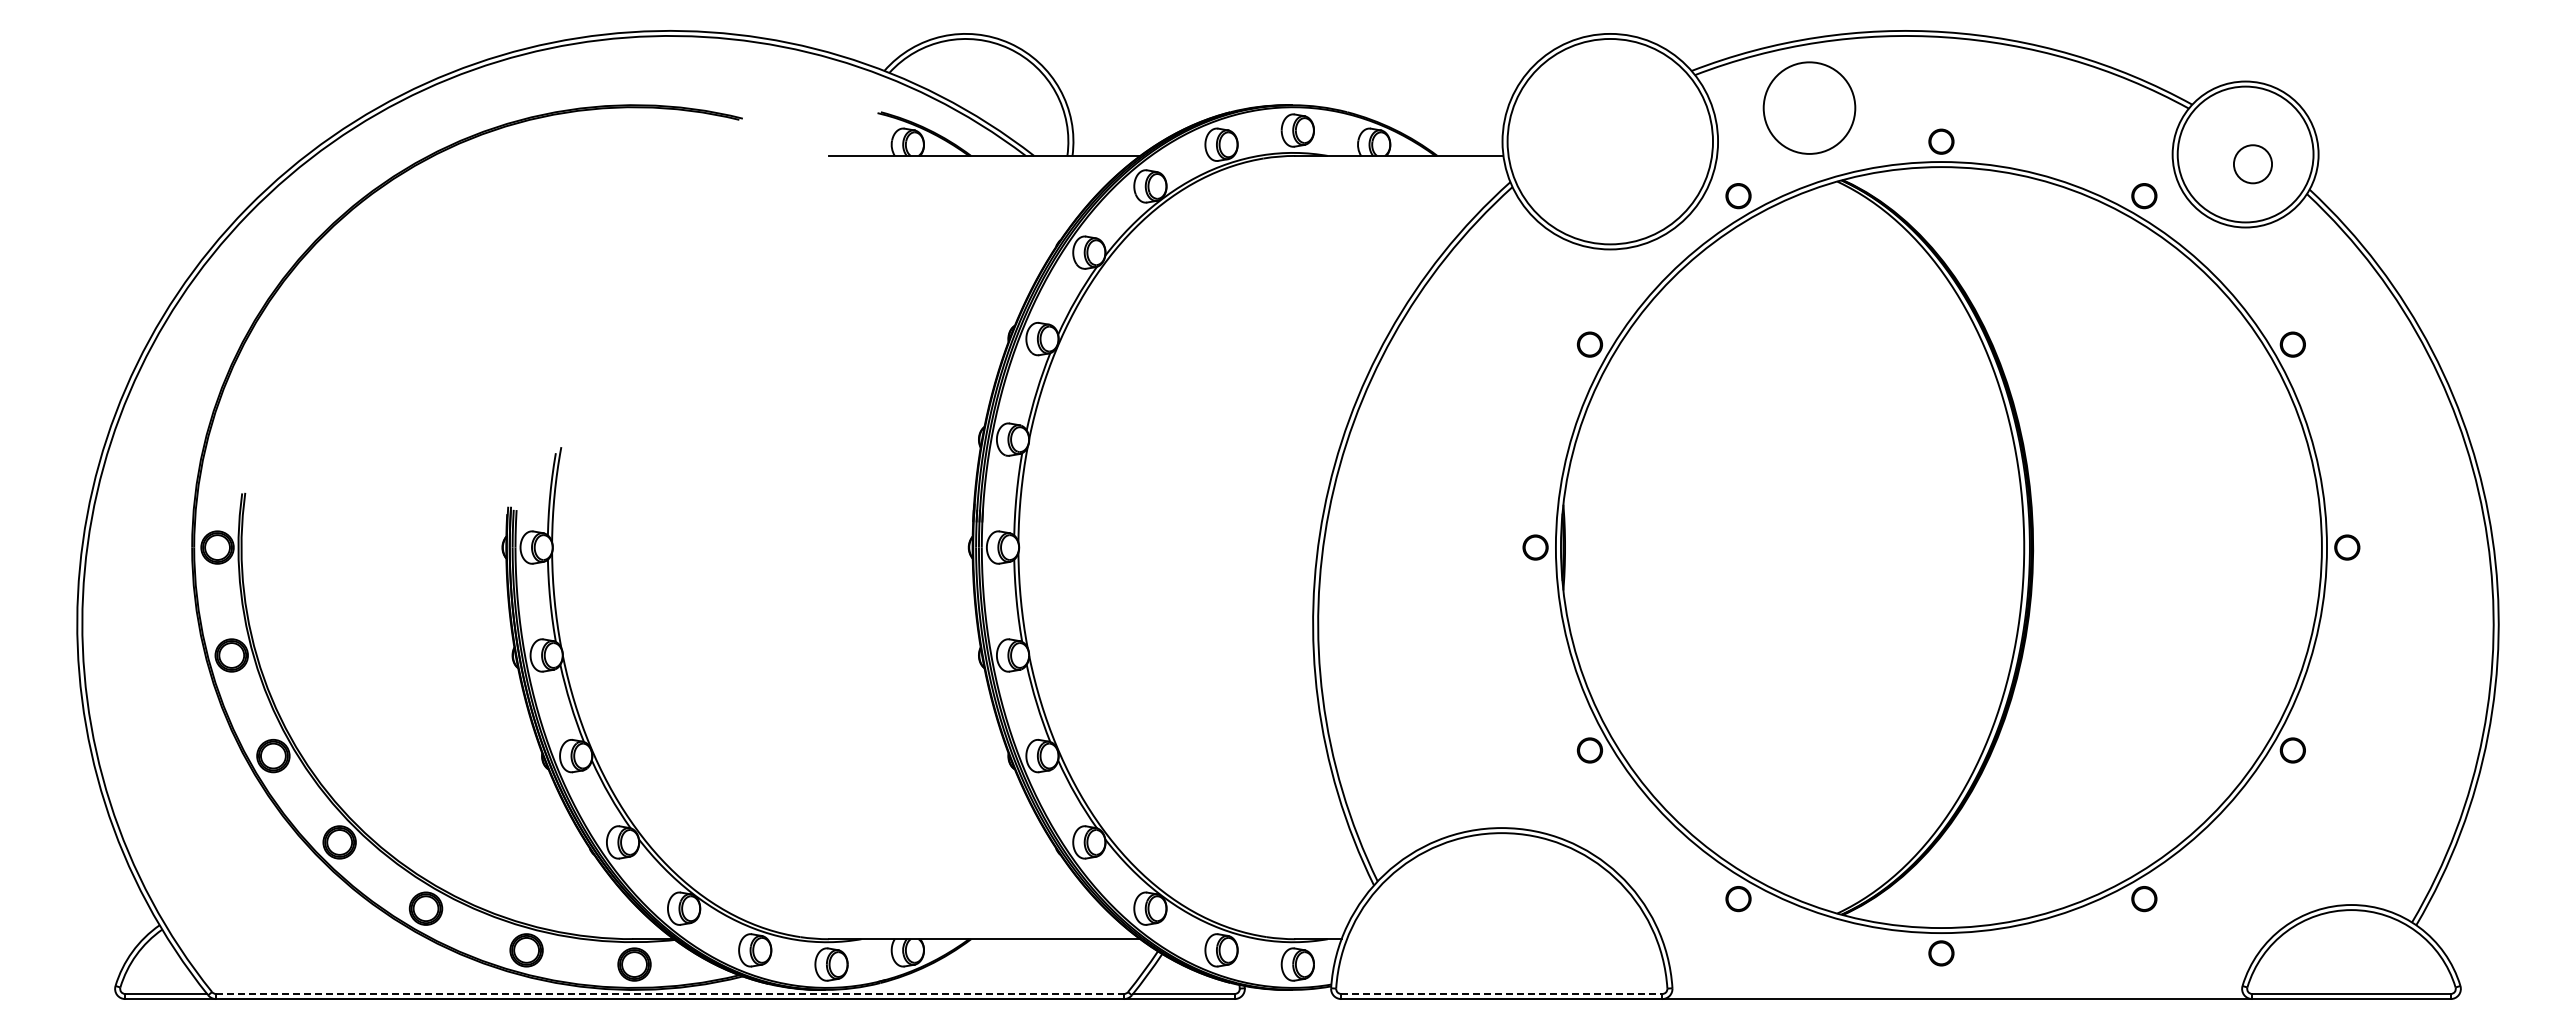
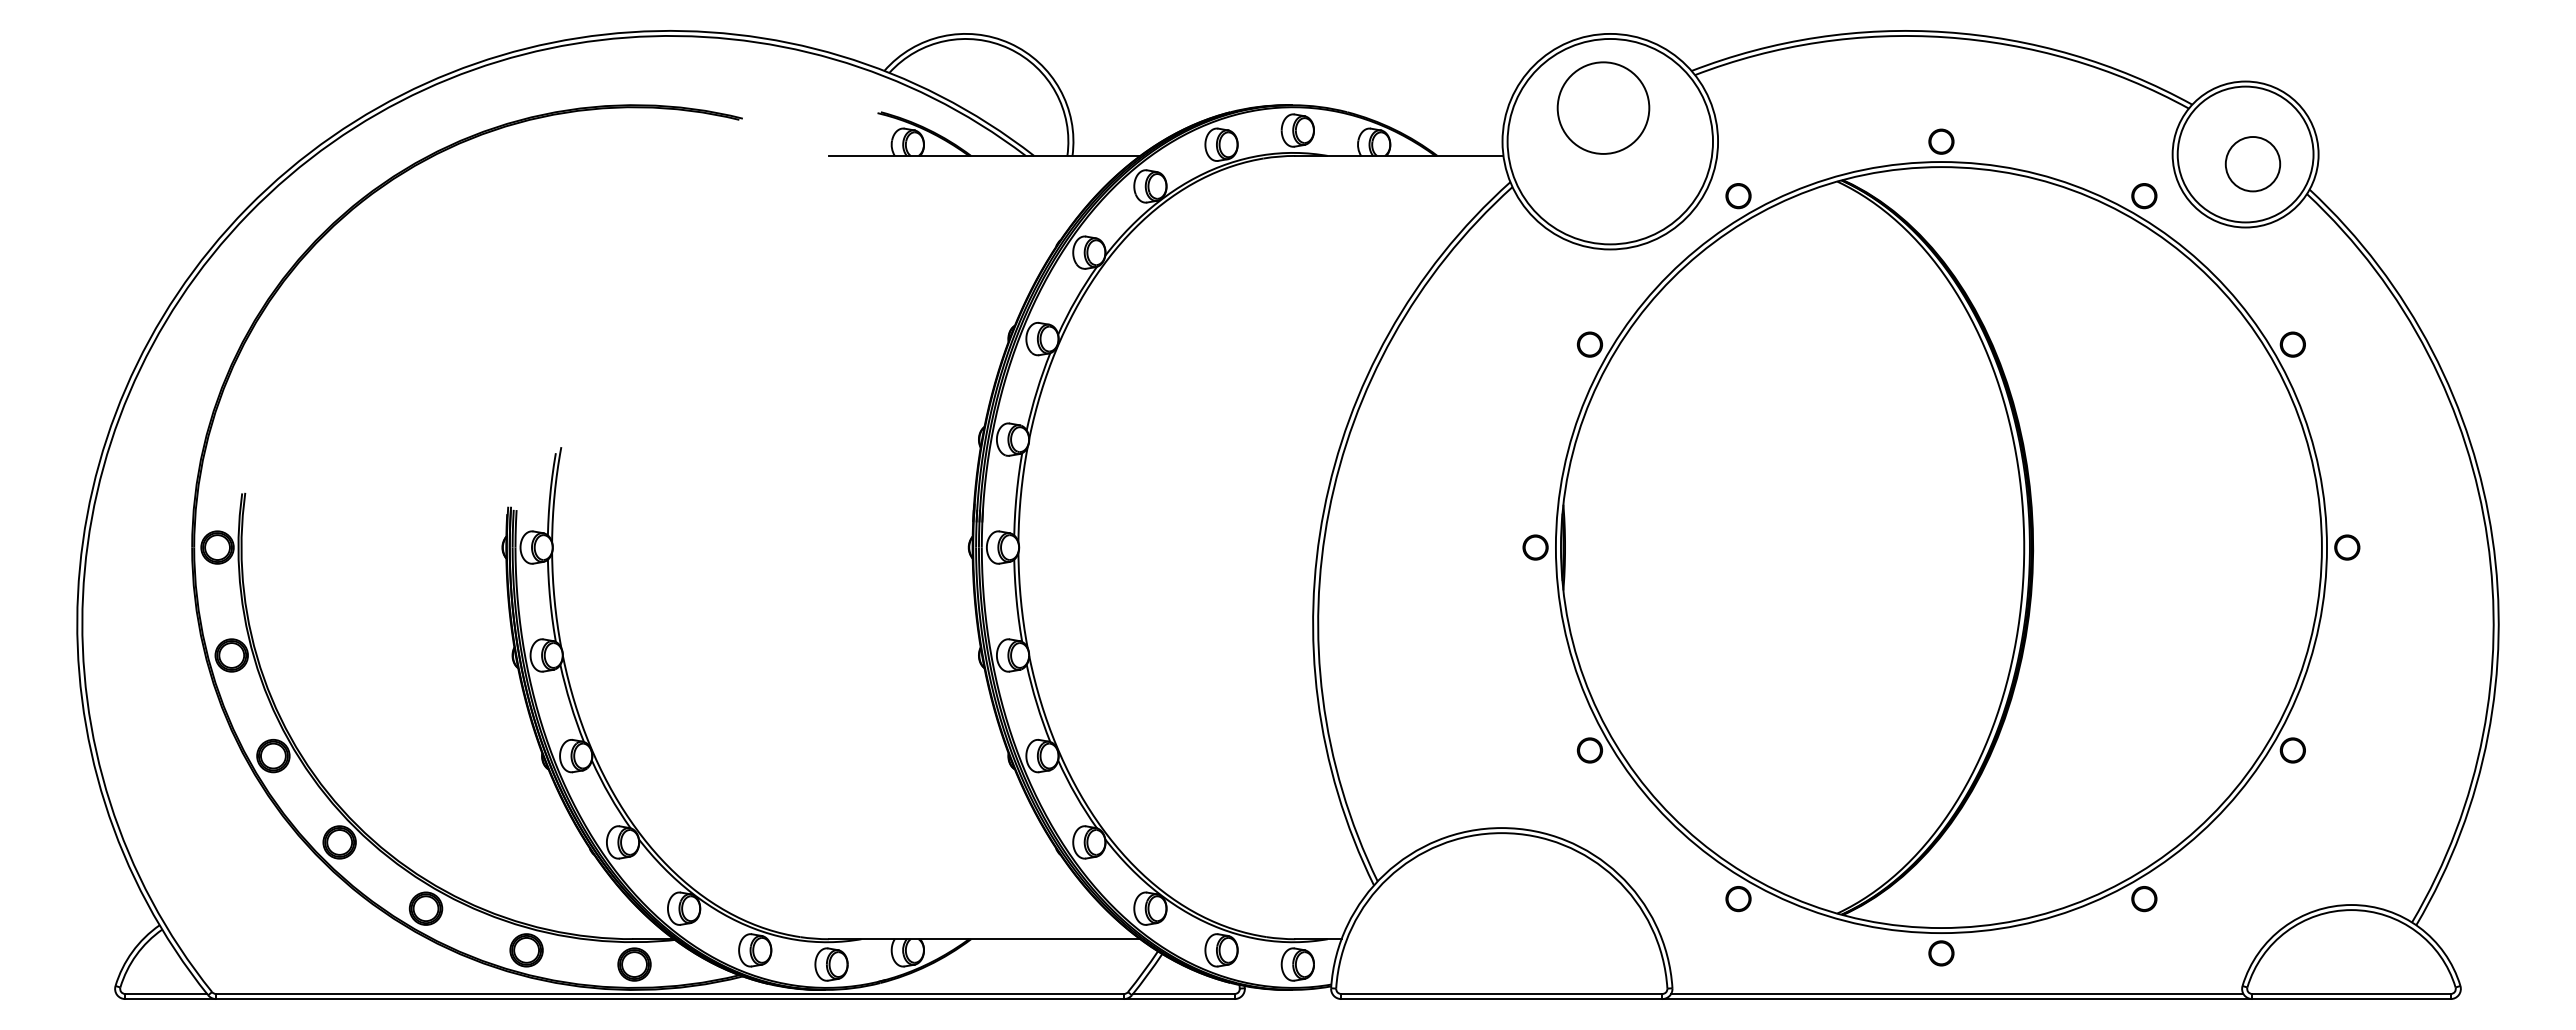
circle position: (1809, 107) -> (1603, 107) (1603, 107)
circle size: 40x41 px -> 58x57 px (2252, 164)
line: dashed -> solid (670, 994)
line: dashed -> solid (1501, 994)
line: none -> present (1957, 994)
